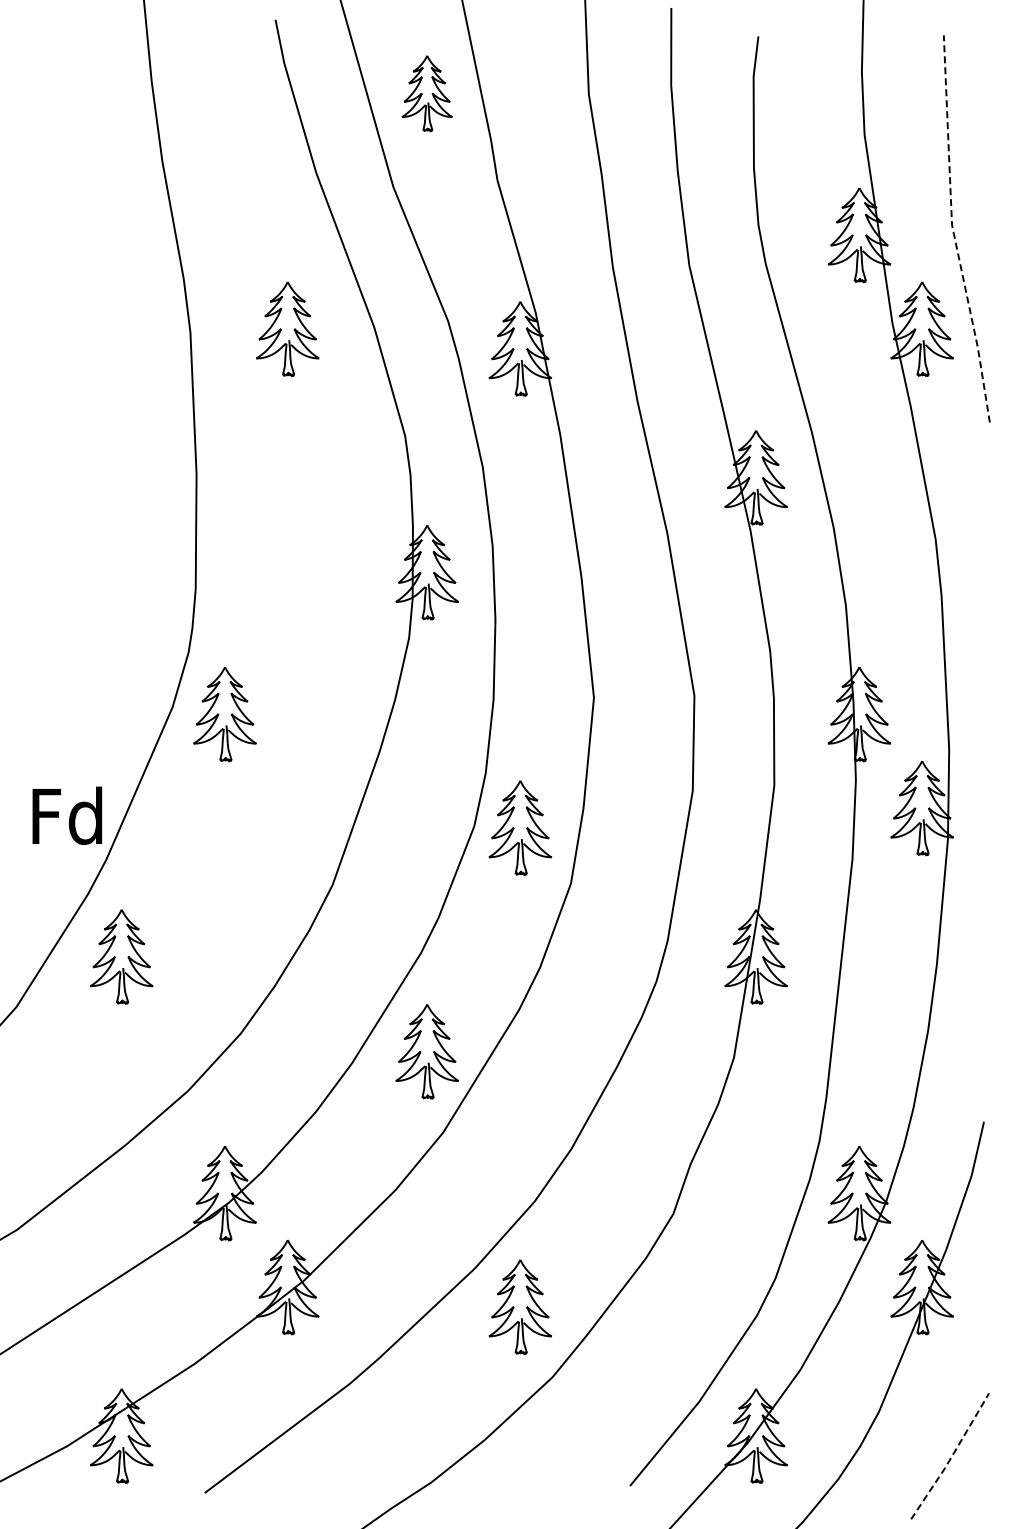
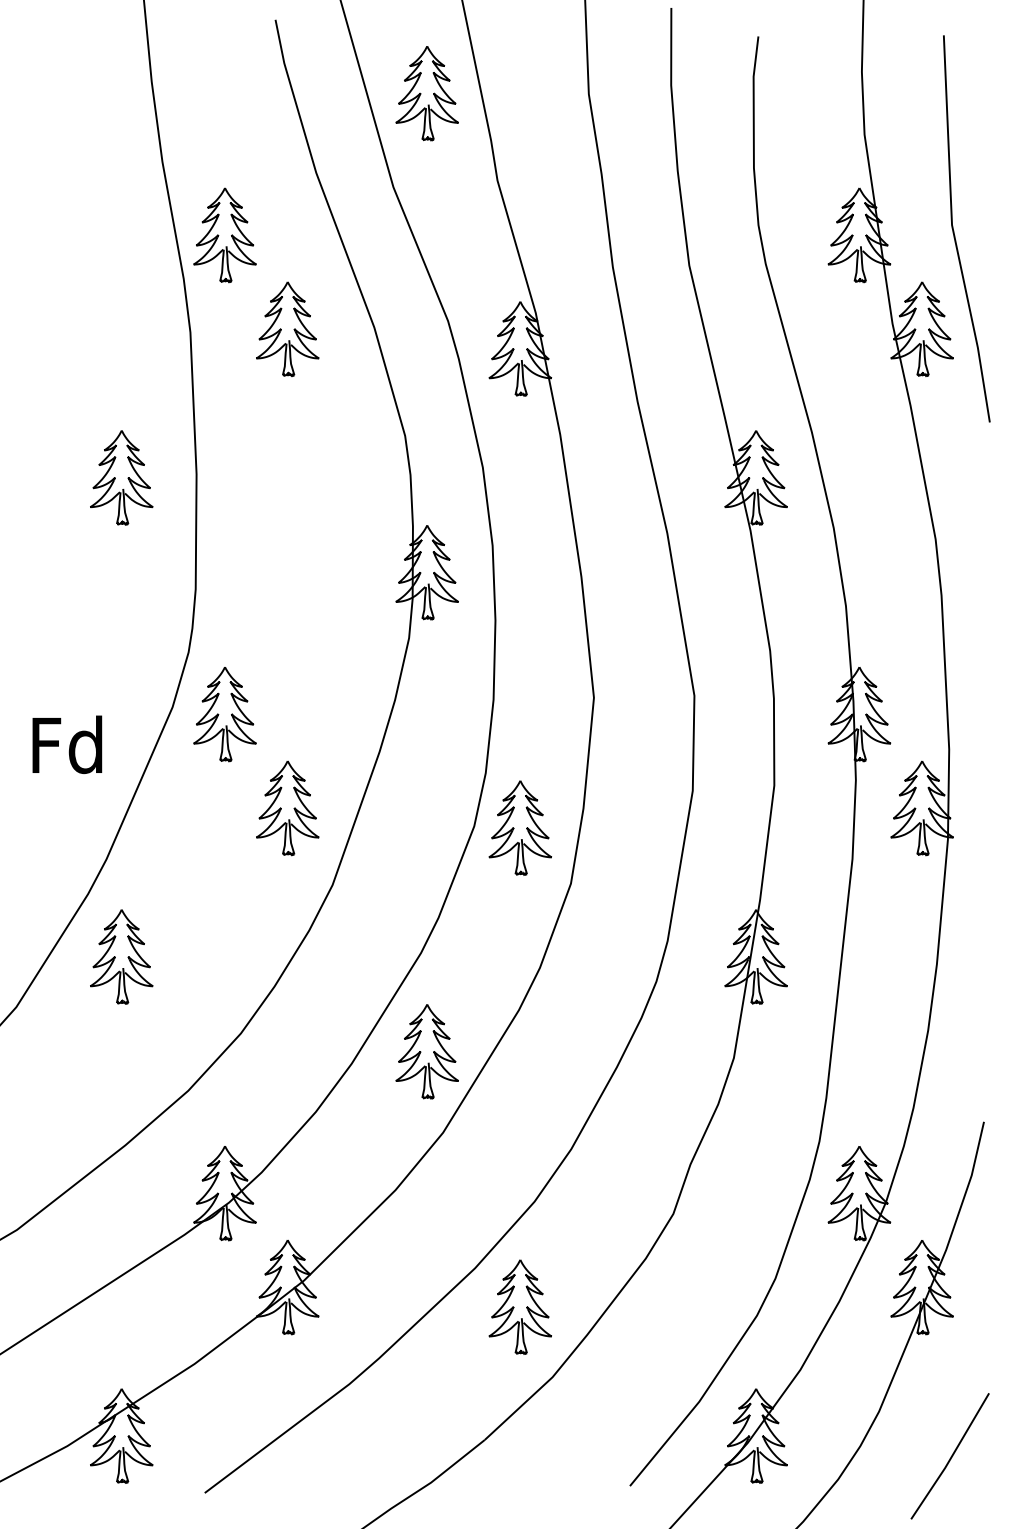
part size: 52x78 px -> 64x96 px (426, 93)
line: dashed -> solid (953, 230)
part: none -> present (224, 235)
part: none -> present (121, 477)
part: none -> present (287, 808)
text position: (67, 815) -> (67, 744) (67, 744)
line: dashed -> solid (951, 1457)
